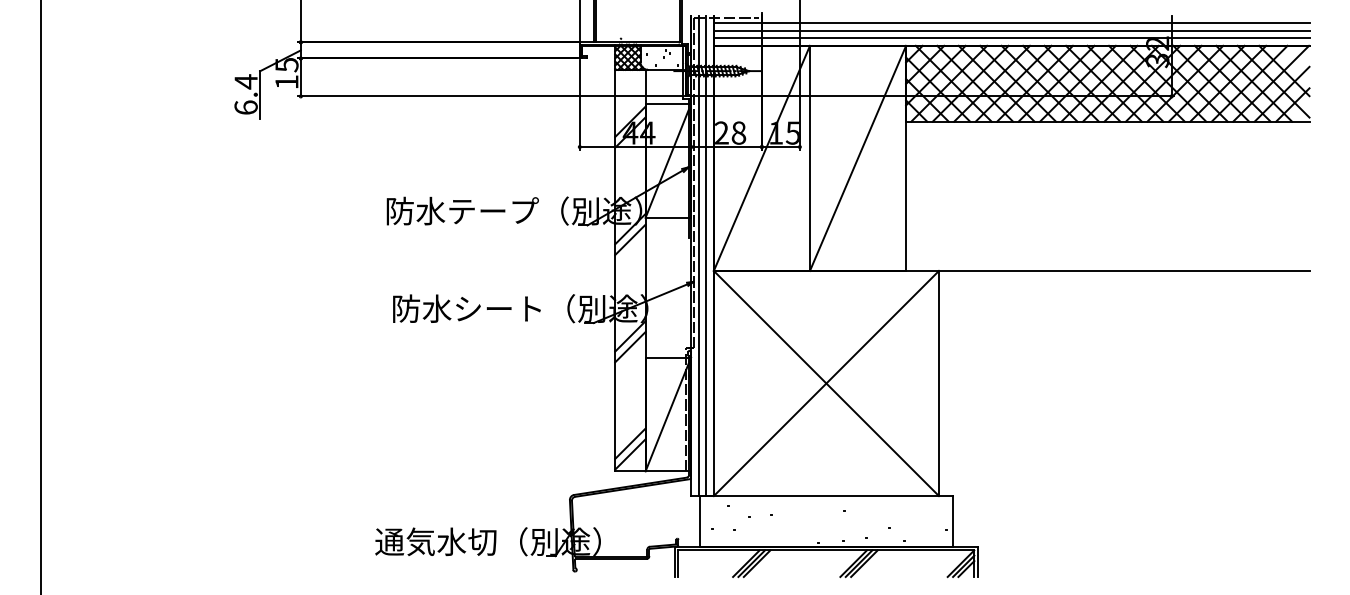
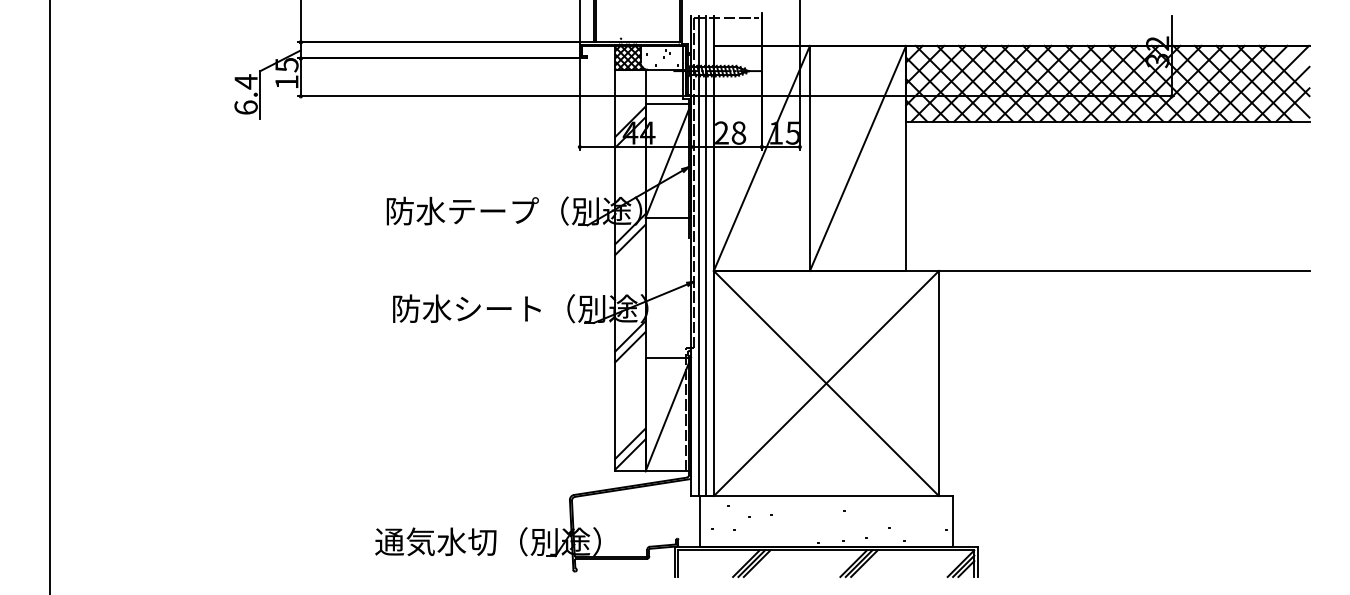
line: present -> none (1011, 23)
line: present -> none (1011, 30)
line: present -> none (1011, 38)
line position: (40, 296) -> (49, 296) (49, 296)
